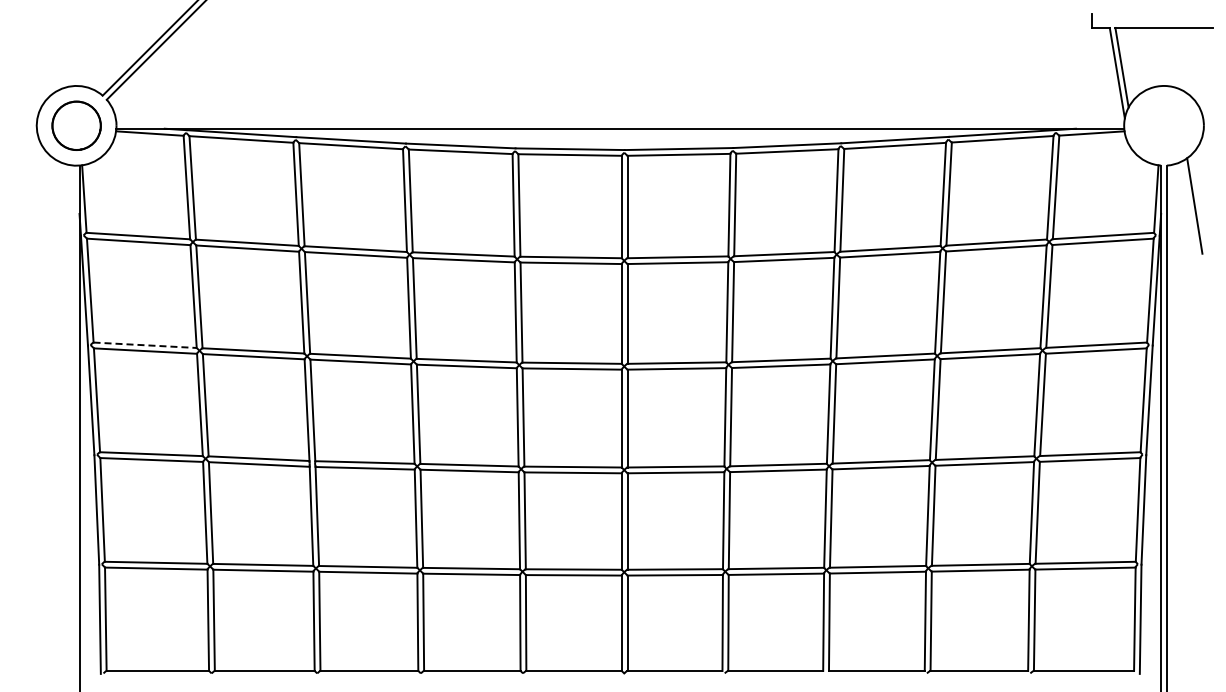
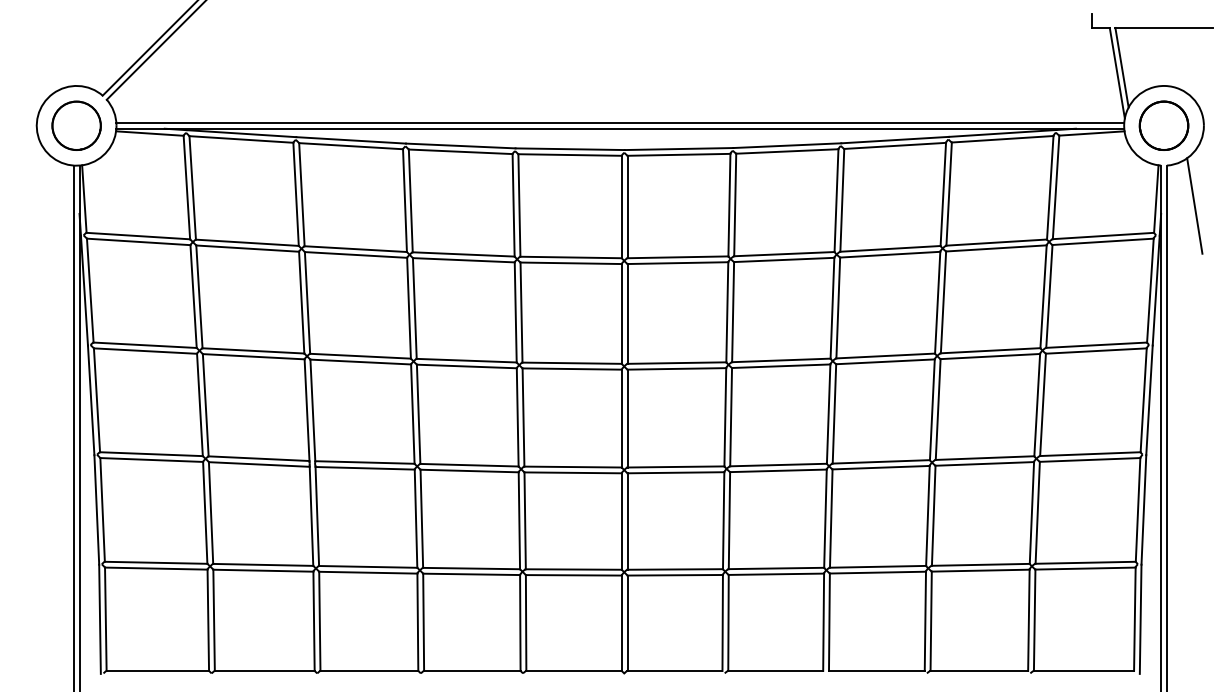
line: none -> present (620, 122)
part: none -> present (1163, 125)
line: dashed -> solid (145, 345)
line: none -> present (73, 426)
